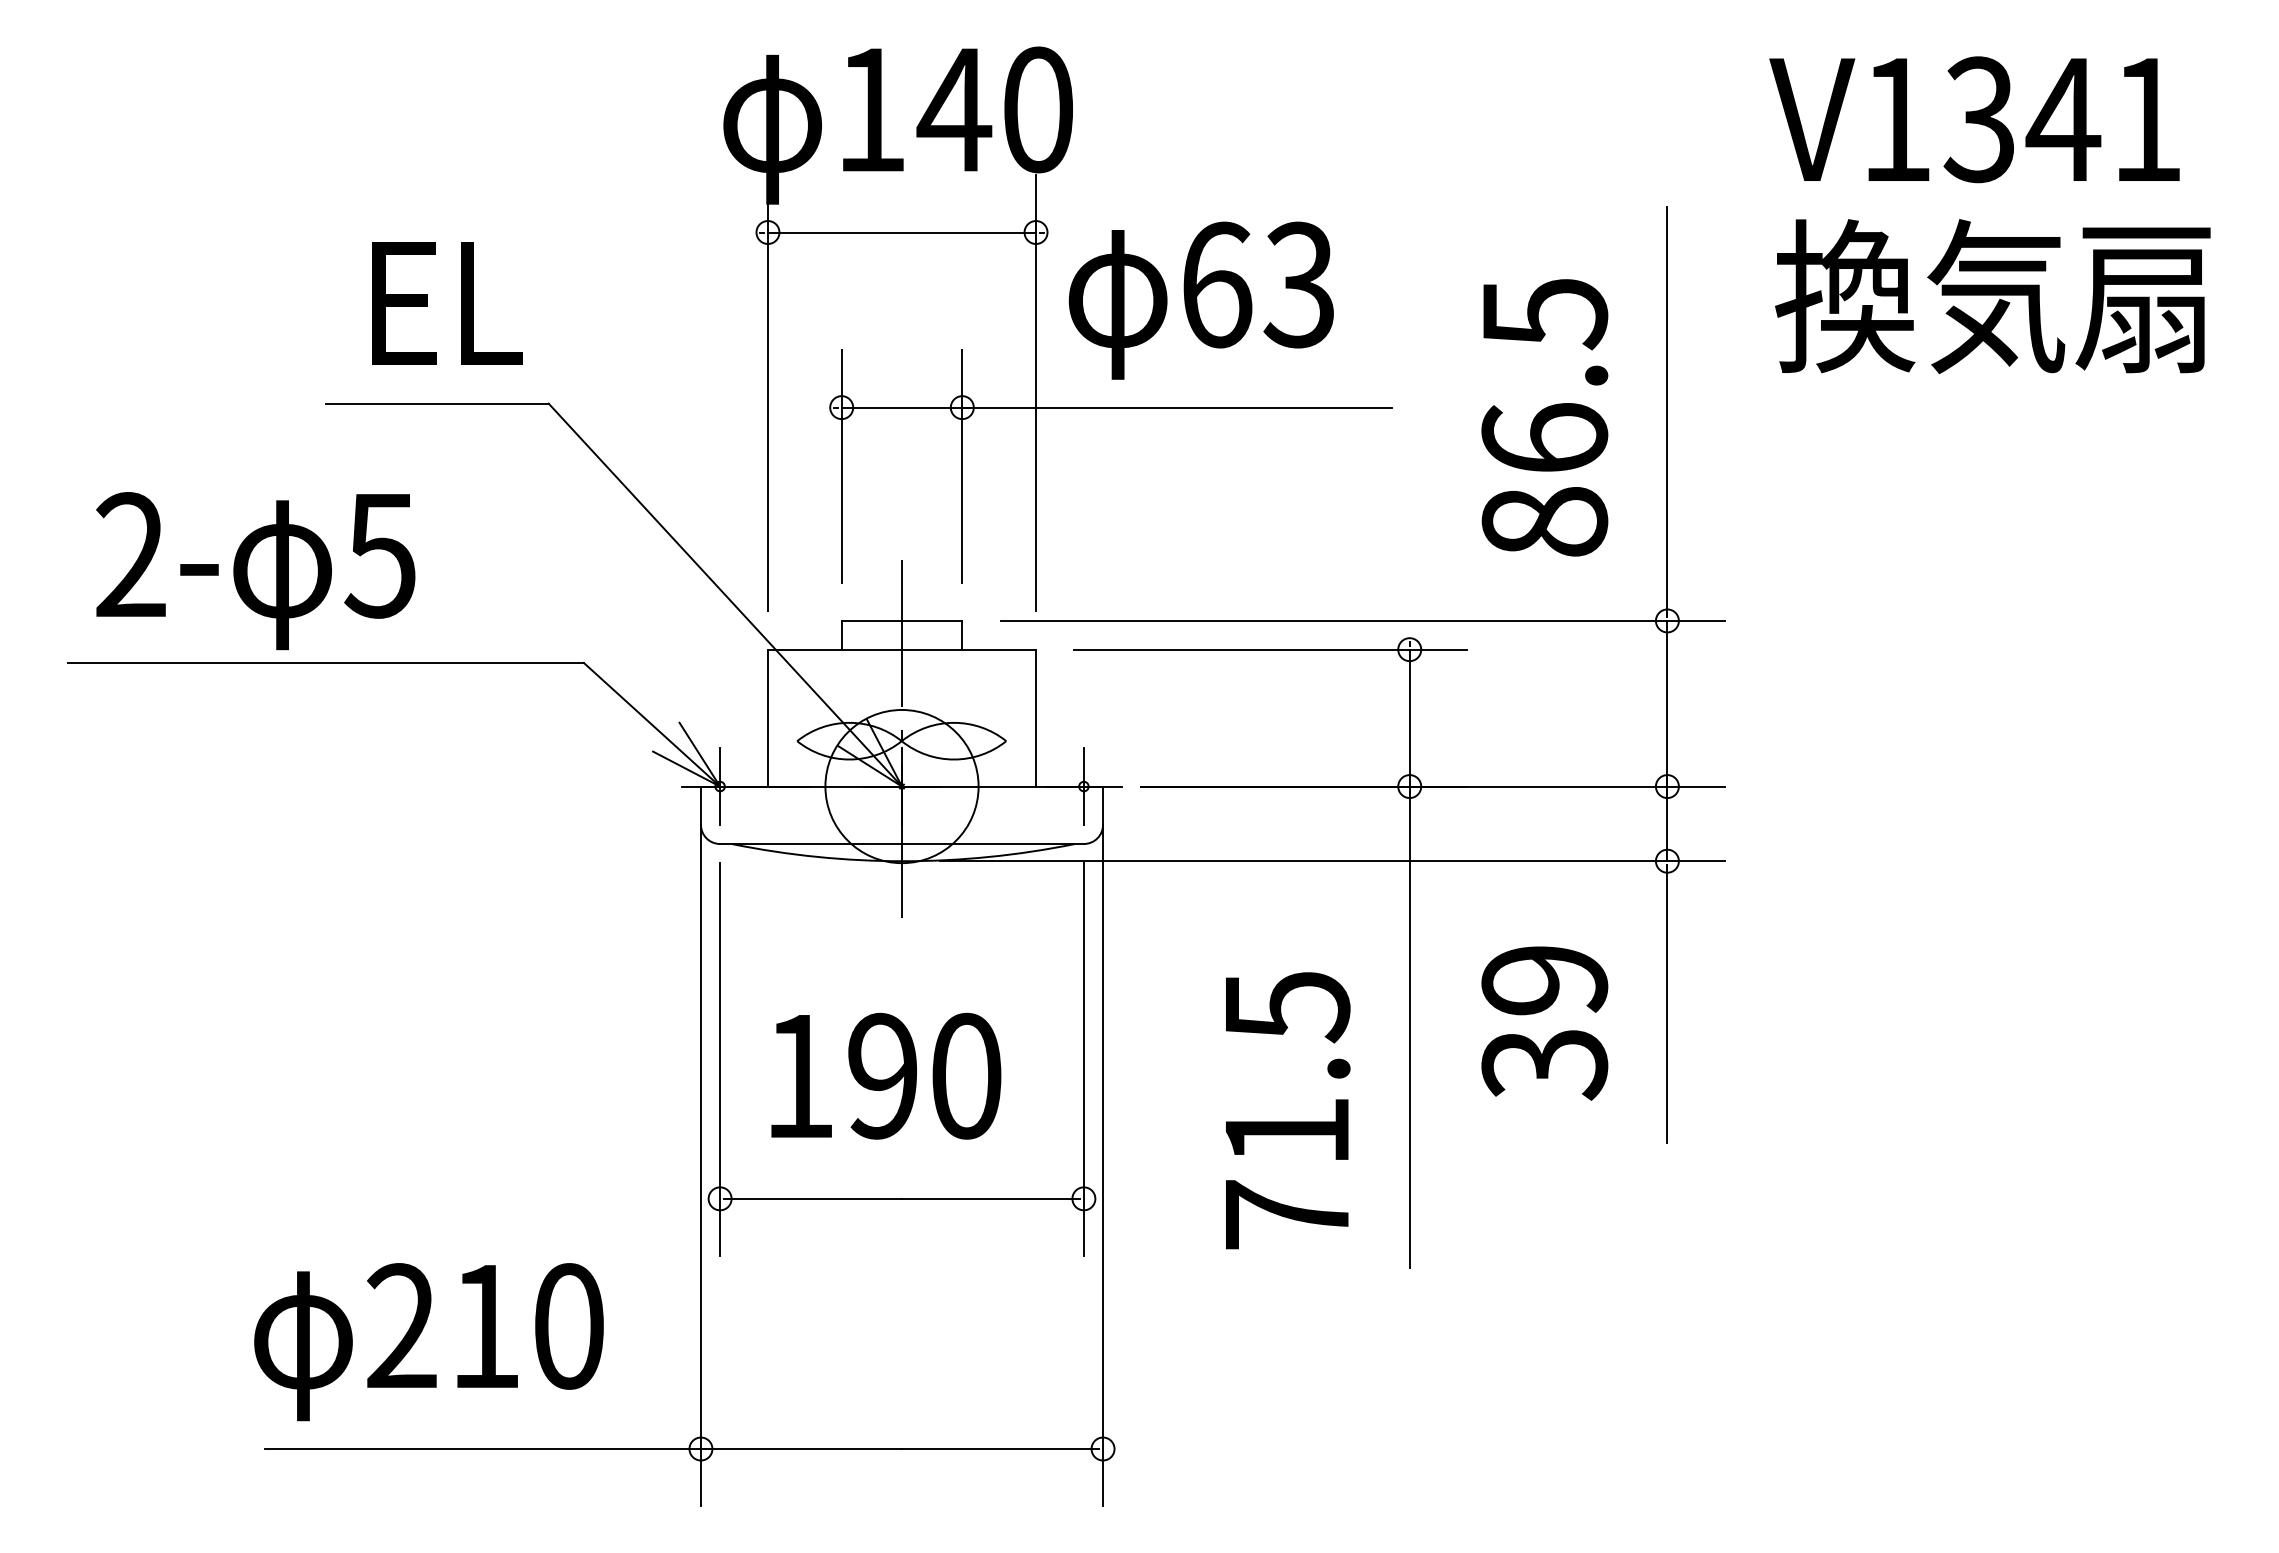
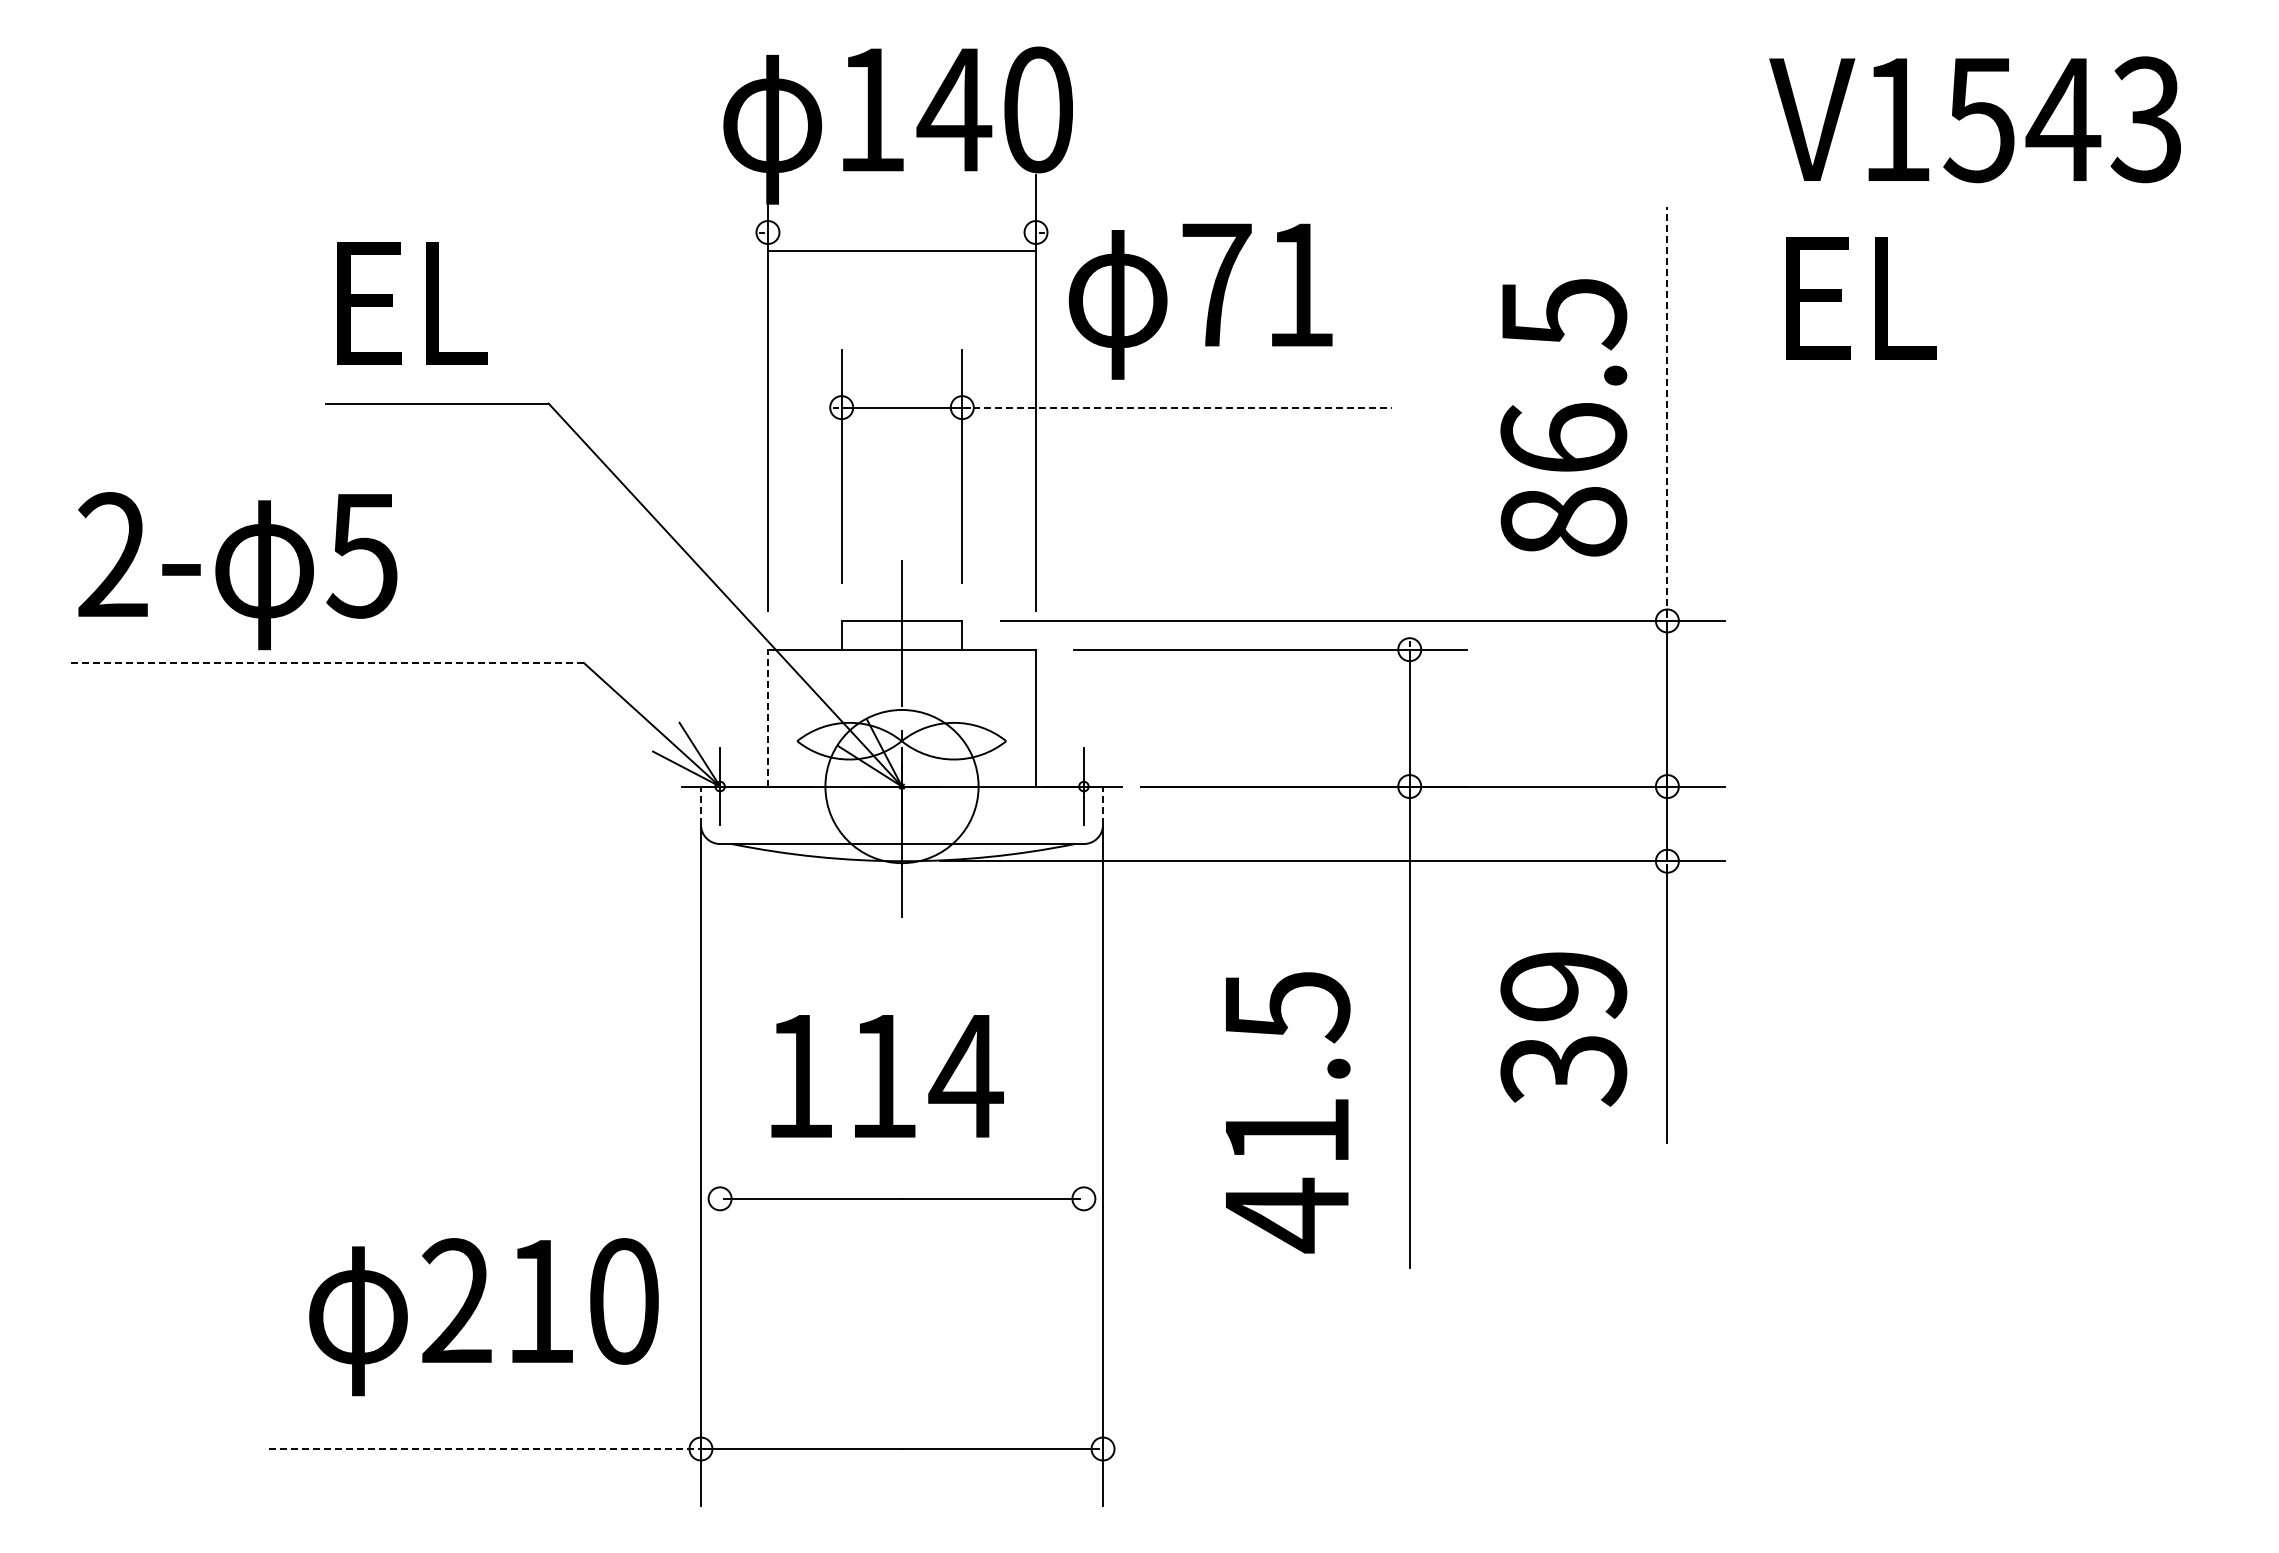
text: V1341 -> V1543 (2061, 119)
line position: (901, 232) -> (901, 250) (901, 250)
text: 63 -> 71 (1257, 284)
text: 換気扇 -> EL (1992, 296)
text position: (447, 303) -> (412, 303) (412, 303)
line: solid -> dashed (1176, 407)
line: solid -> dashed (1667, 411)
text position: (1544, 417) -> (1563, 417) (1563, 417)
text position: (255, 571) -> (237, 571) (237, 571)
line: solid -> dashed (326, 663)
line: solid -> dashed (767, 717)
line: solid -> dashed (700, 805)
line: solid -> dashed (1103, 805)
text position: (1544, 1023) -> (1563, 1029) (1563, 1029)
line: present -> none (720, 1059)
line: present -> none (1083, 1059)
text: 190 -> 114 (925, 1075)
text: 71.5 -> 41.5 (1287, 1215)
text position: (428, 1342) -> (483, 1317) (483, 1317)
line: solid -> dashed (485, 1449)
